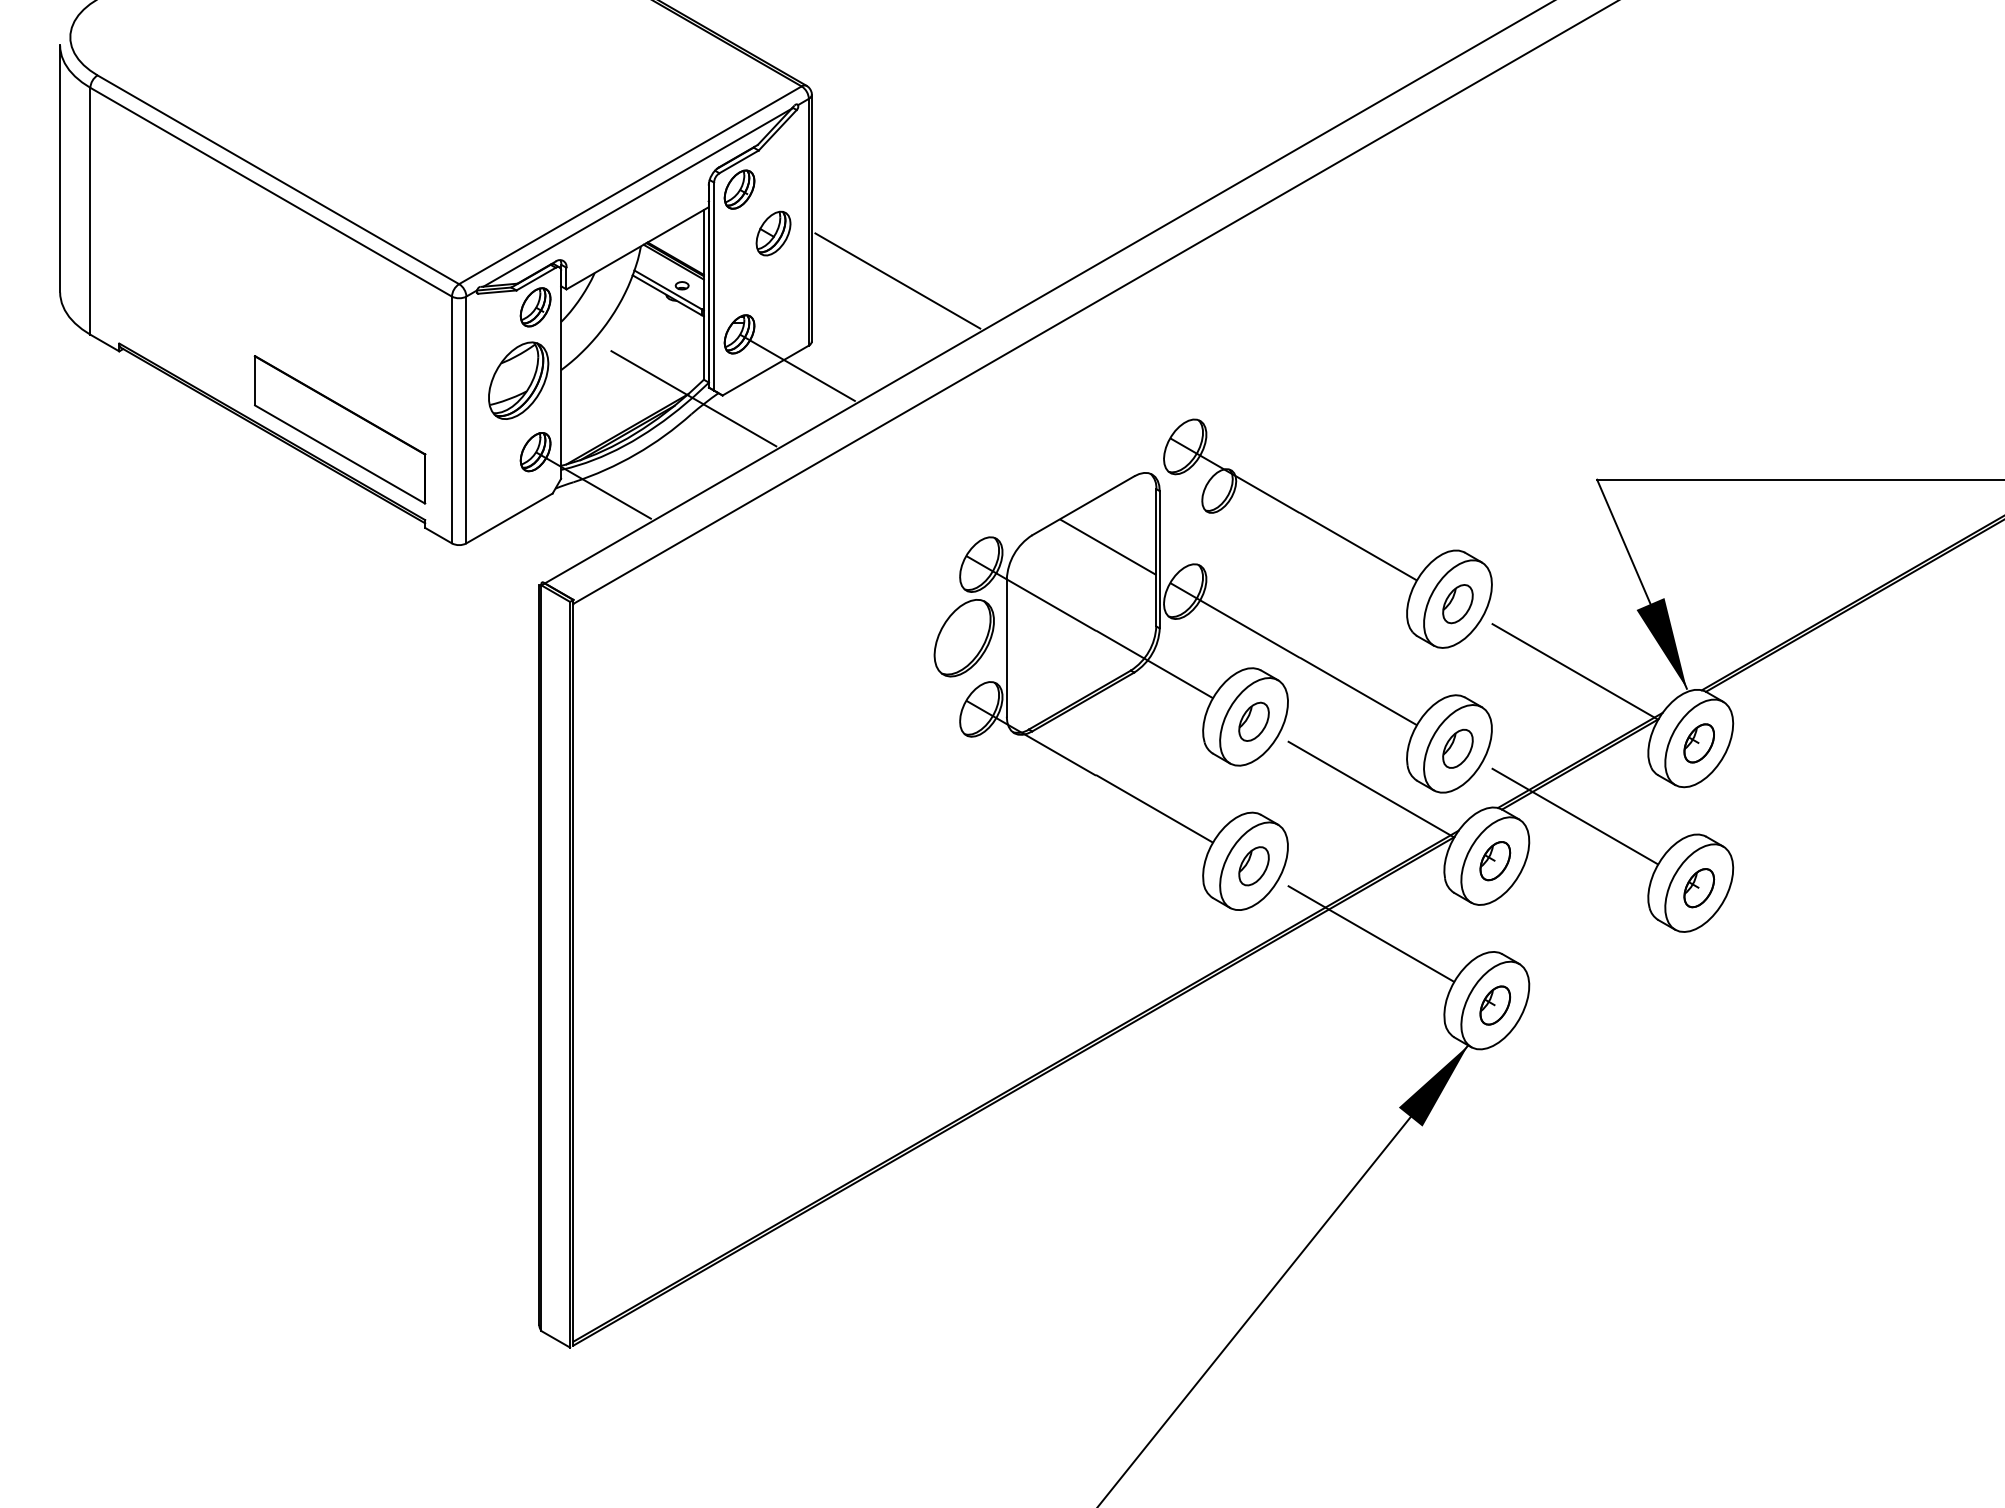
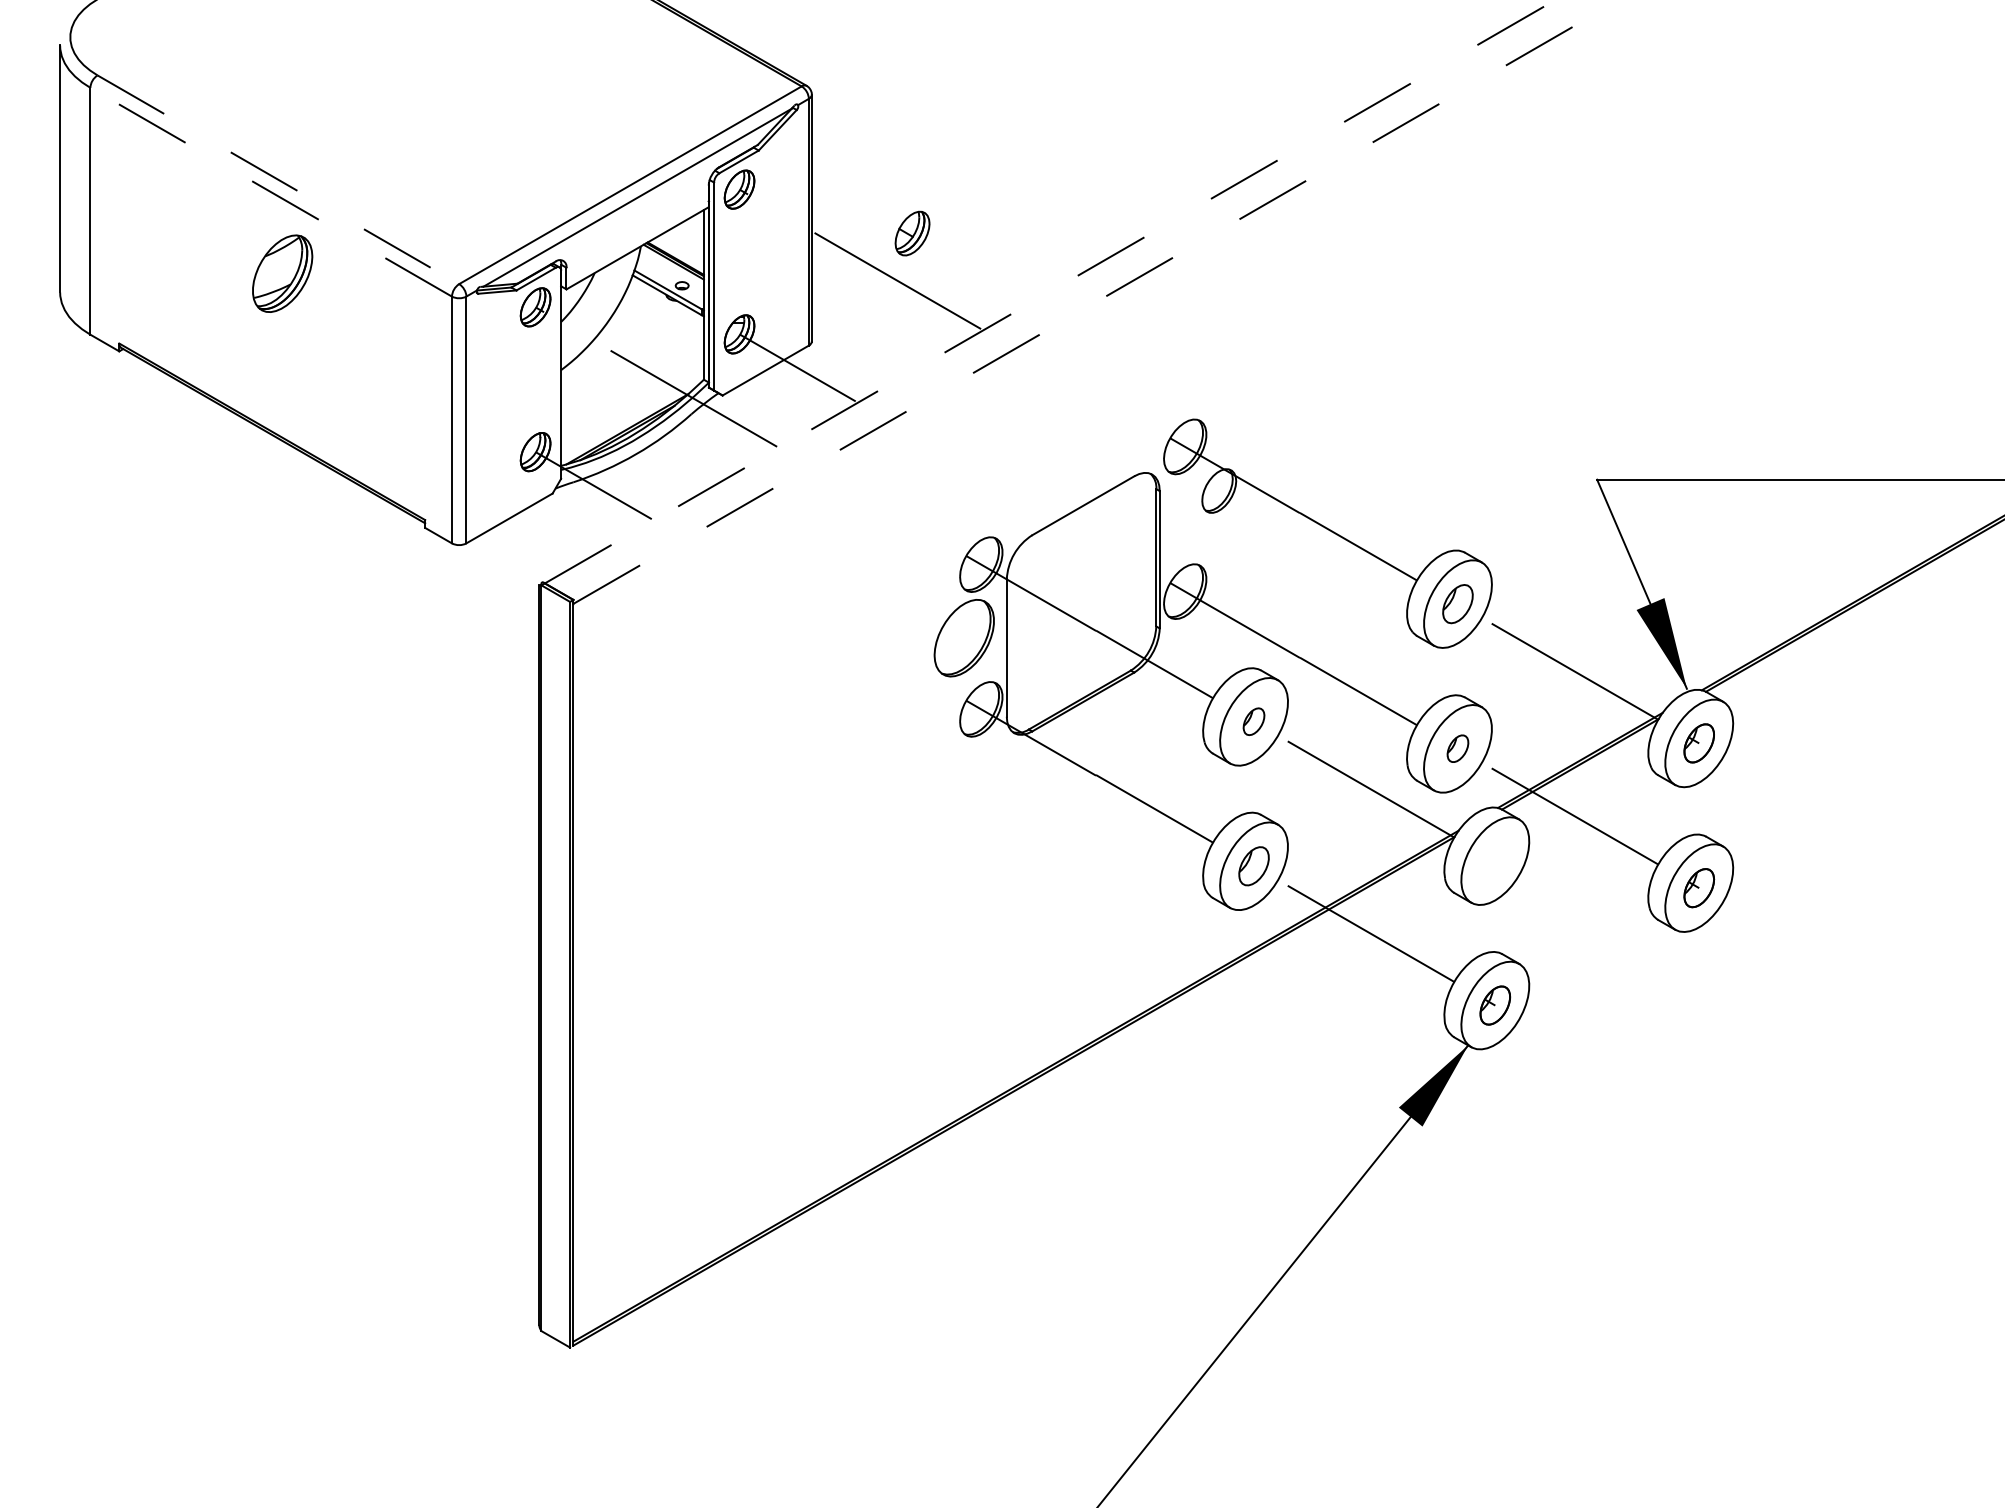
line: solid -> dashed (278, 179)
line: solid -> dashed (271, 192)
part position: (773, 233) -> (912, 233) (912, 233)
line: solid -> dashed (1050, 291)
line: solid -> dashed (1096, 301)
part position: (518, 380) -> (282, 273) (282, 273)
part: present -> none (339, 429)
line: present -> none (1107, 547)
part size: 32x41 px -> 24x29 px (1253, 721)
part size: 32x41 px -> 24x29 px (1457, 748)
part: present -> none (1495, 861)
